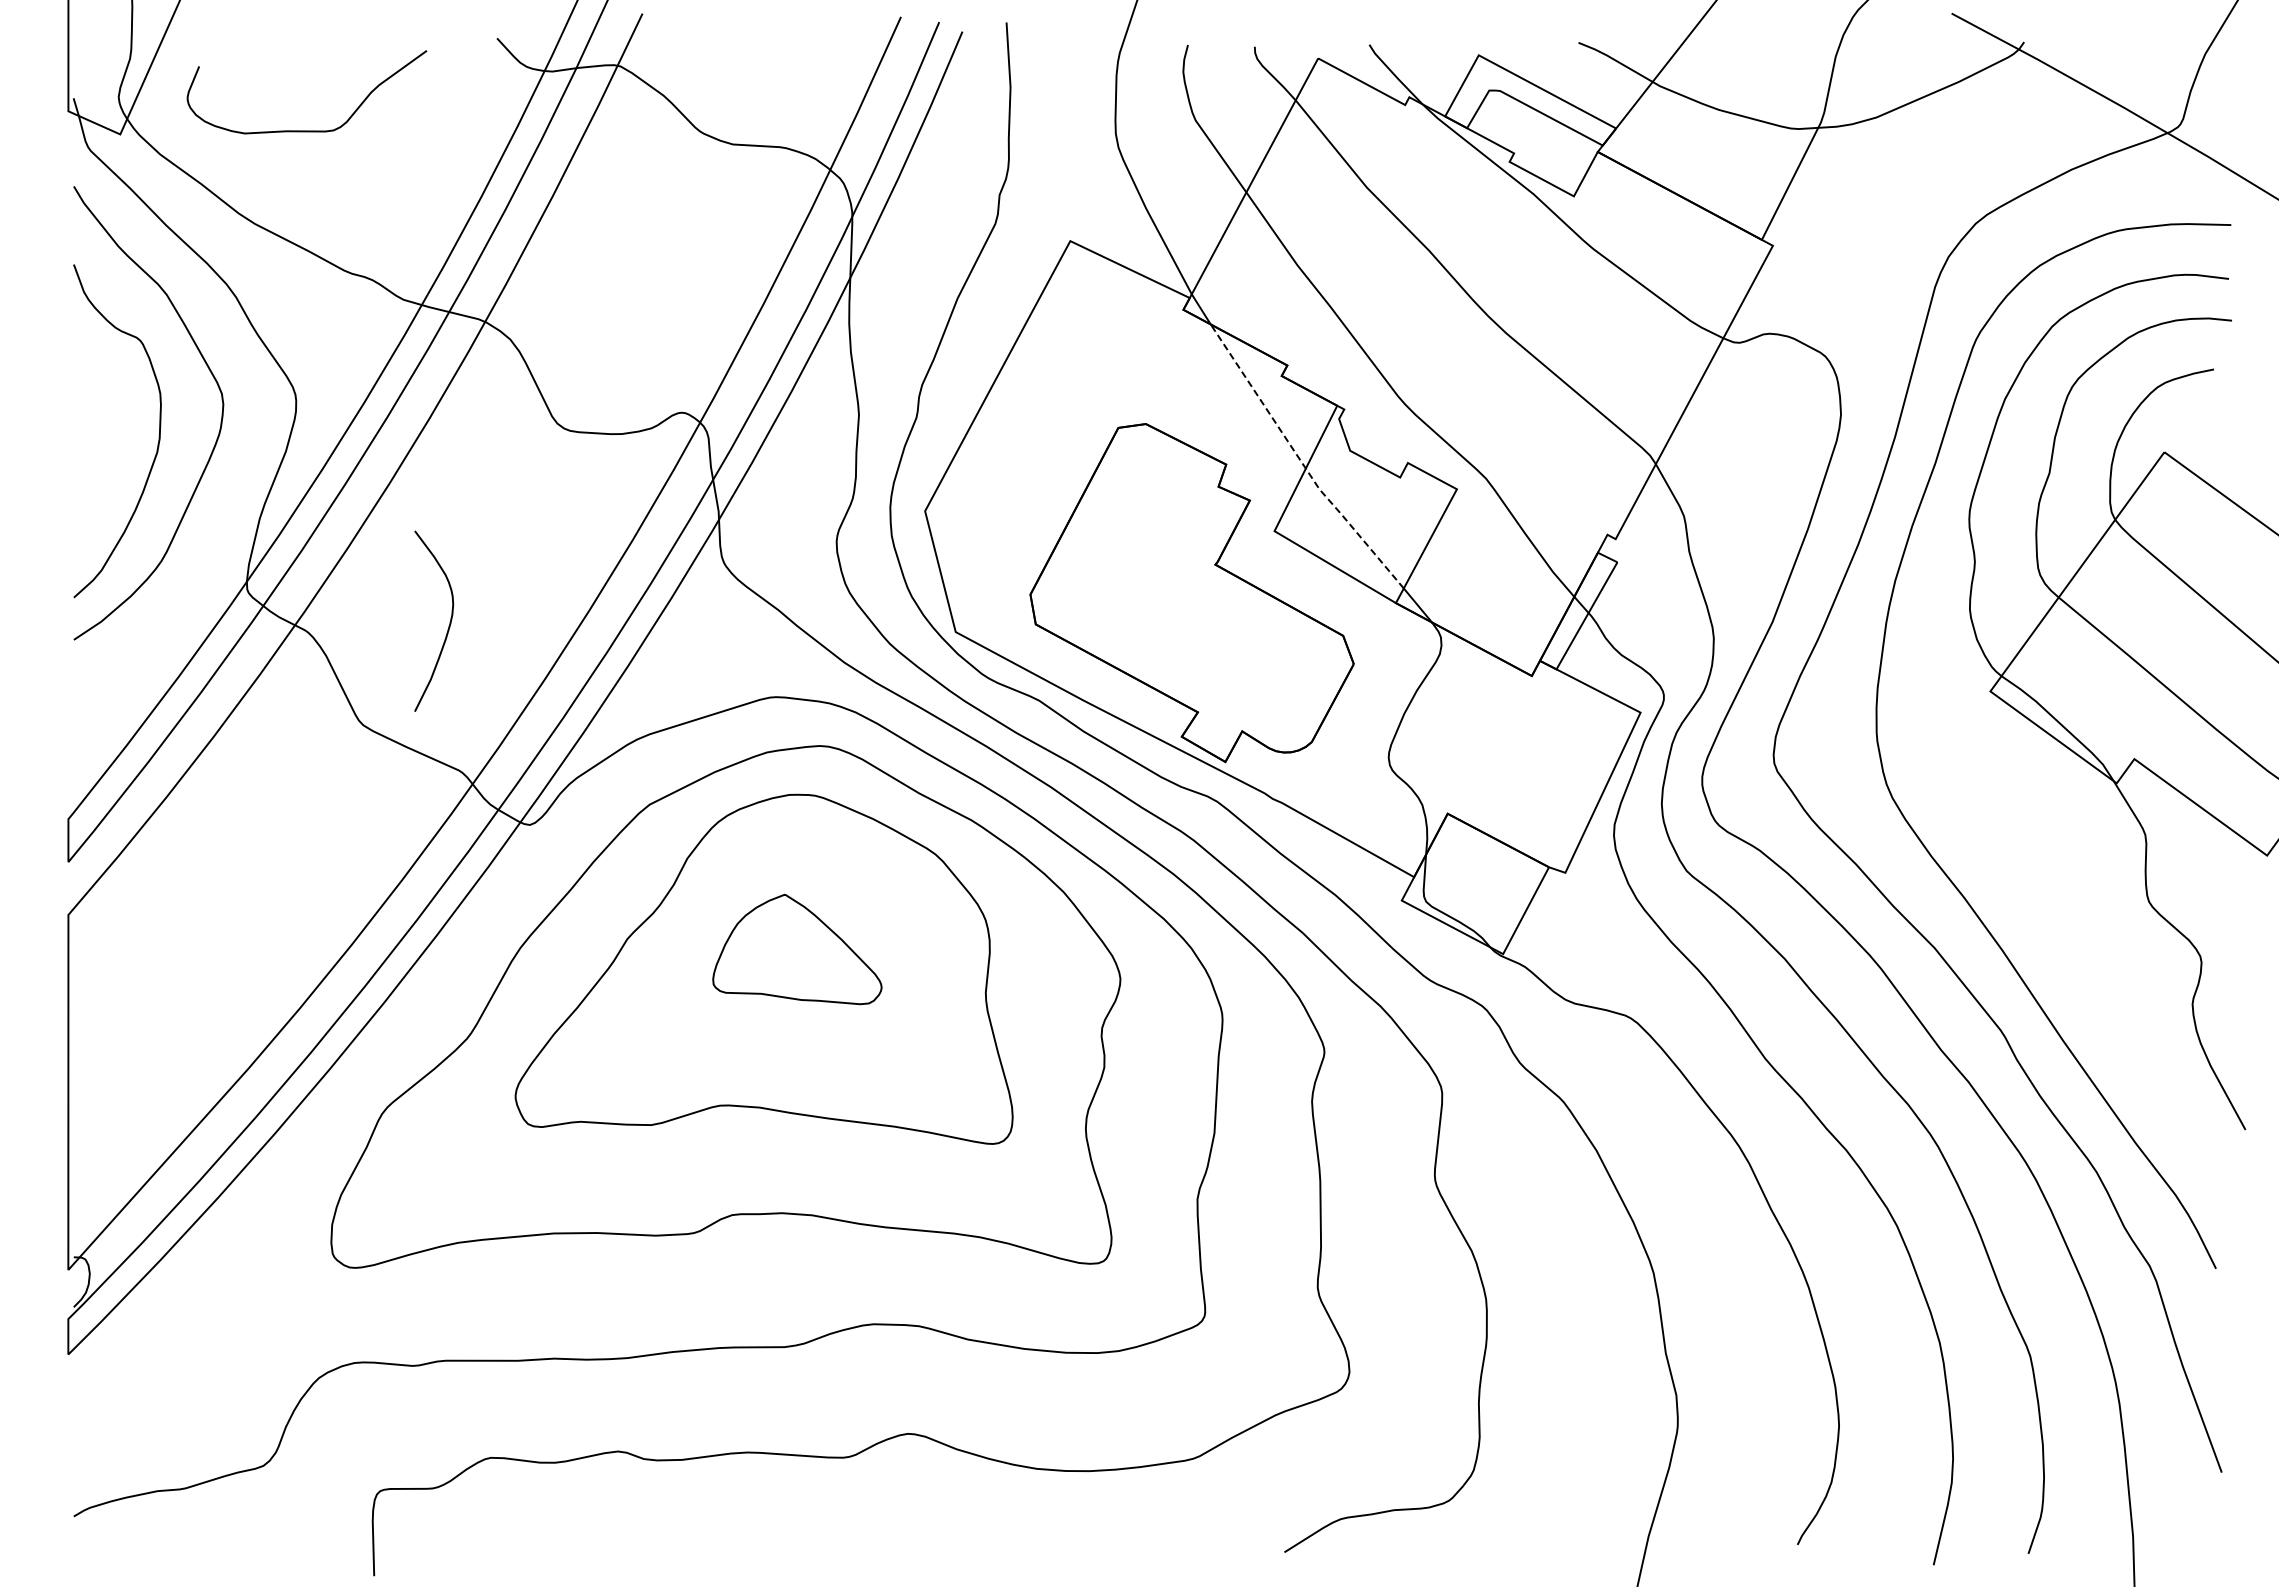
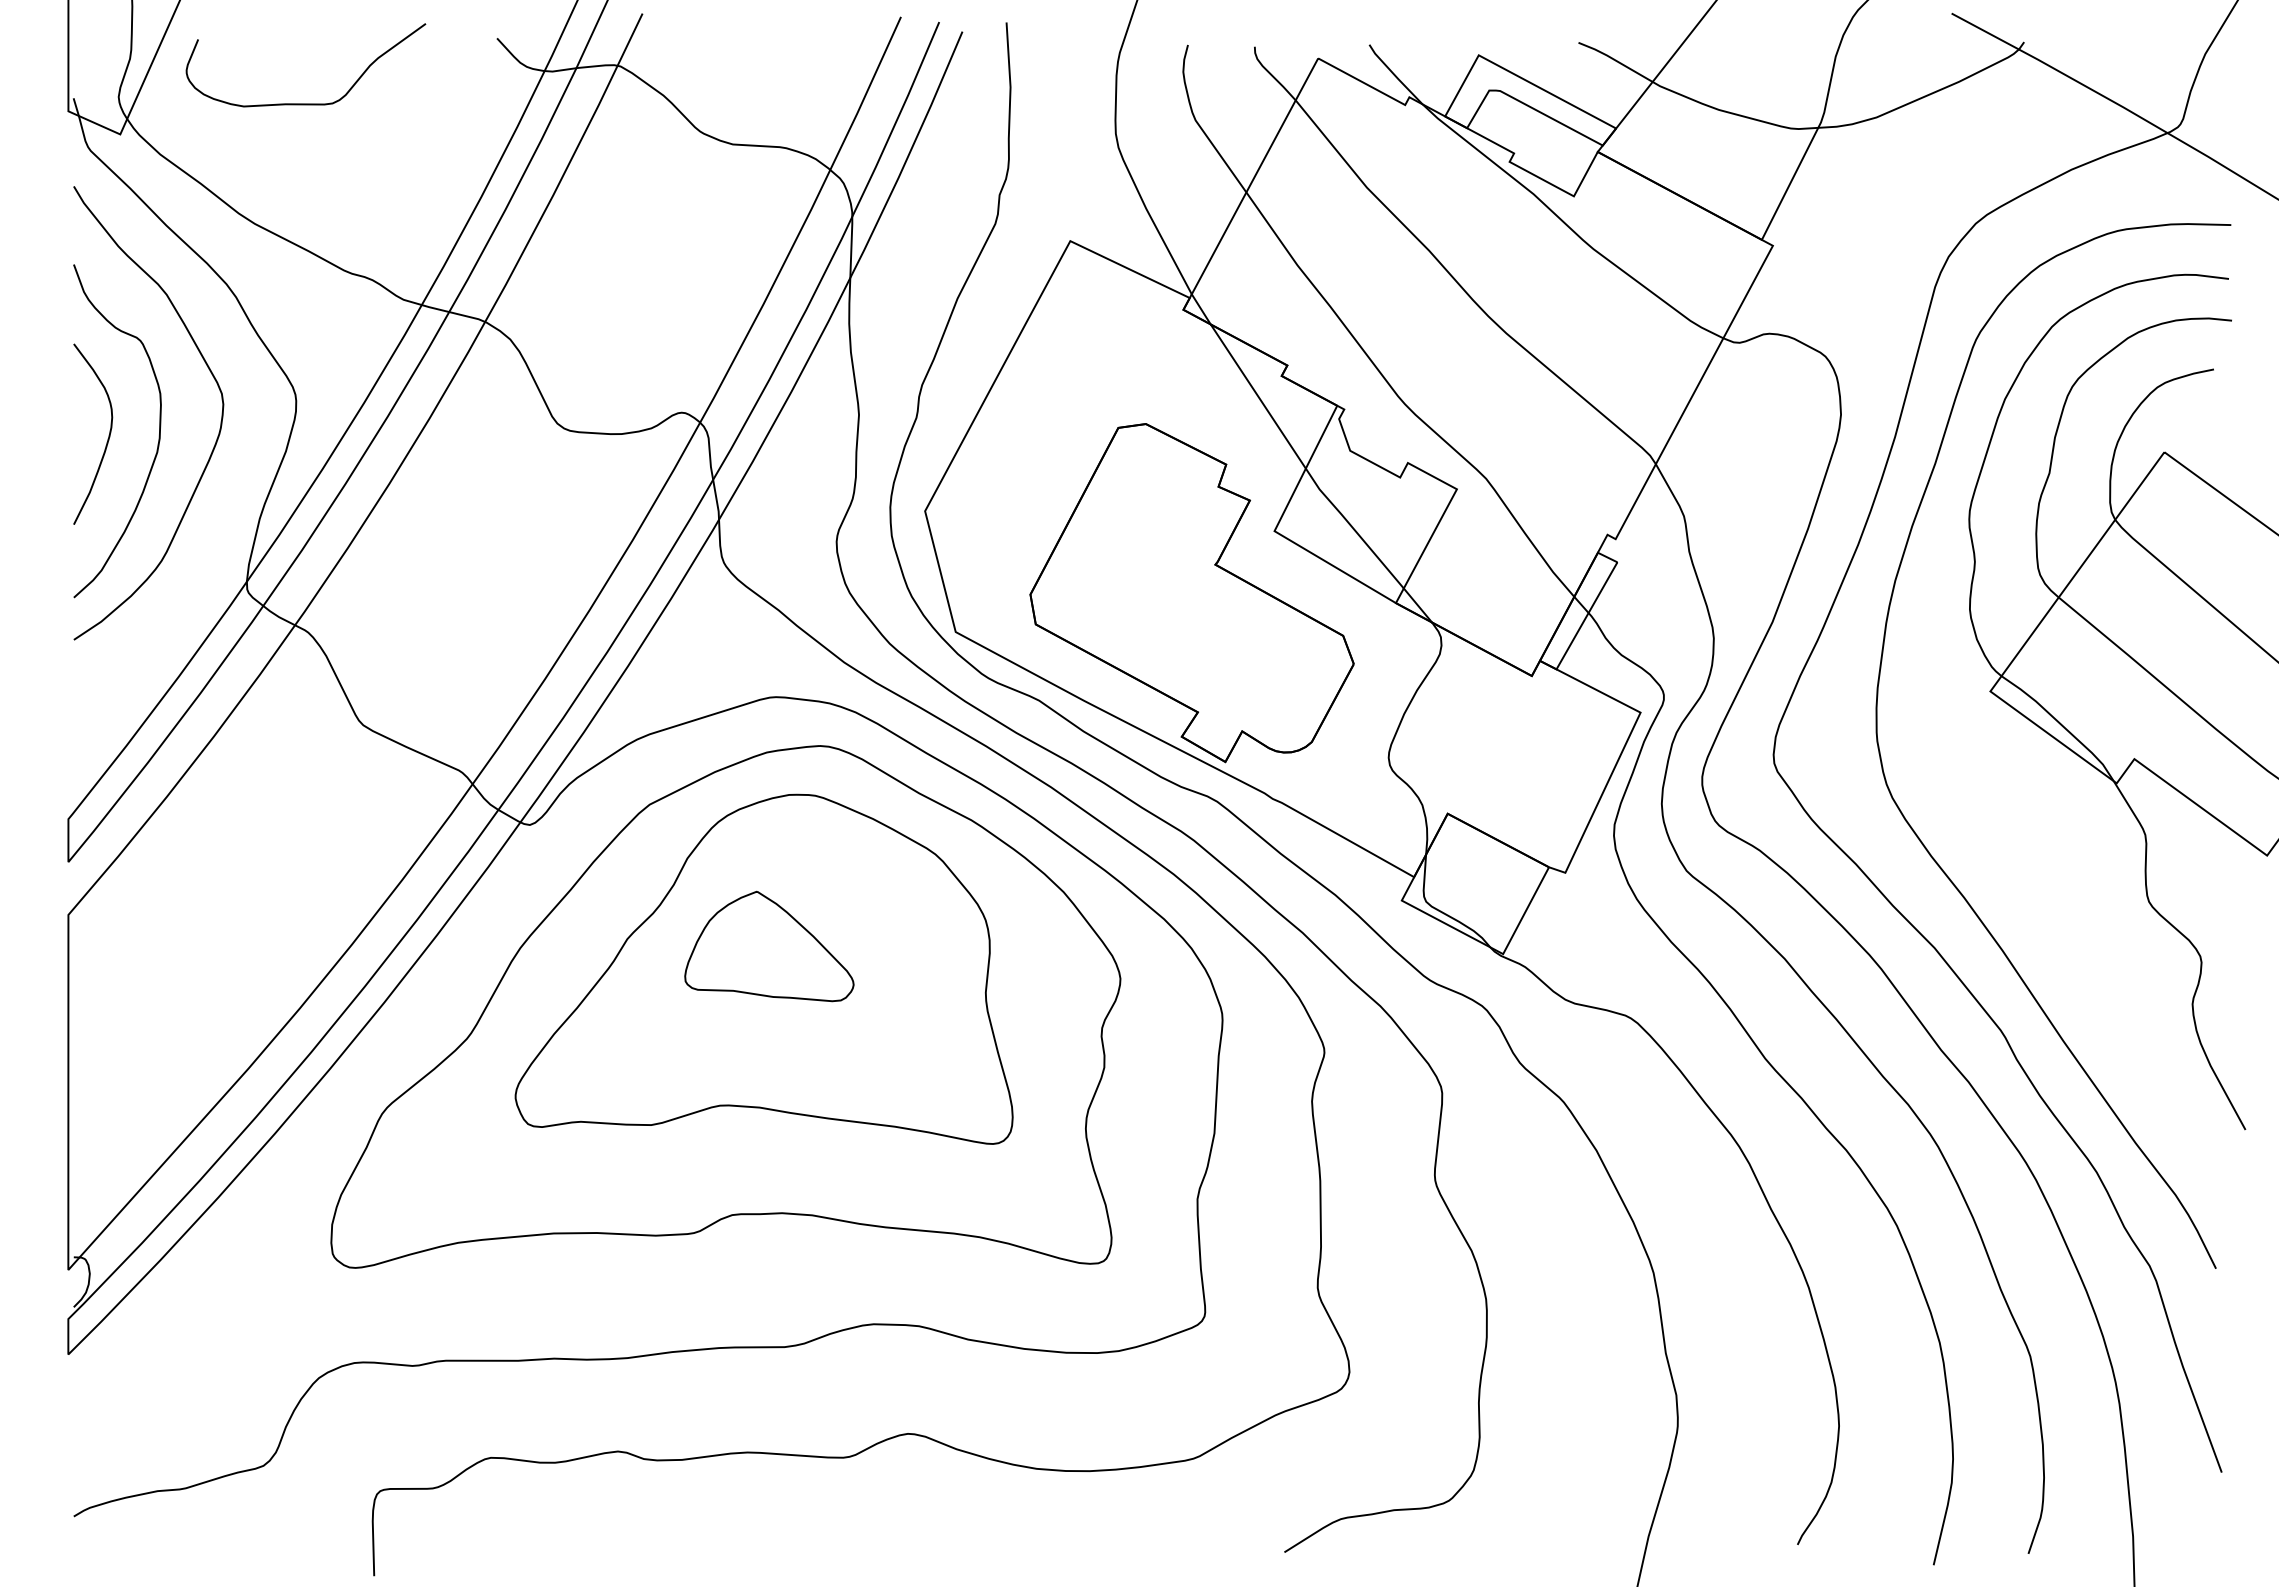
curve position: (306, 130) -> (305, 103) (305, 103)
line: dashed -> solid (1301, 461)
curve position: (448, 625) -> (107, 438) (107, 438)
part position: (797, 949) -> (769, 946) (769, 946)
